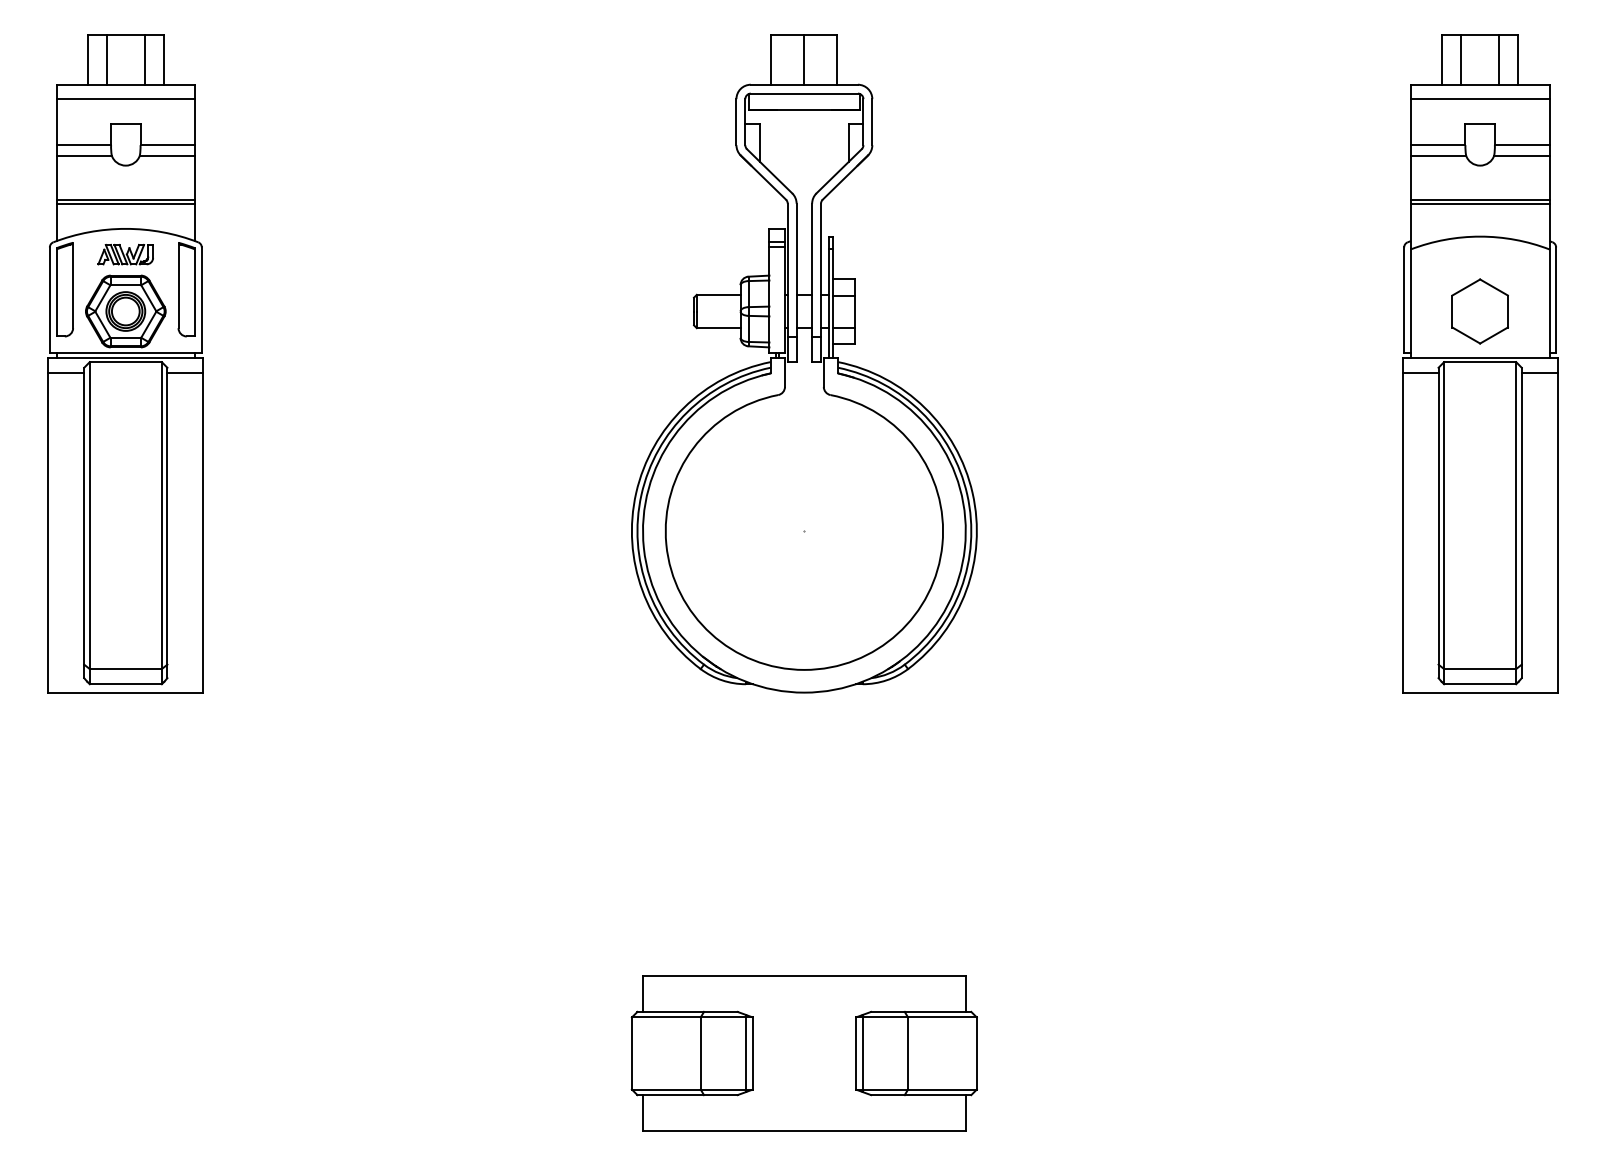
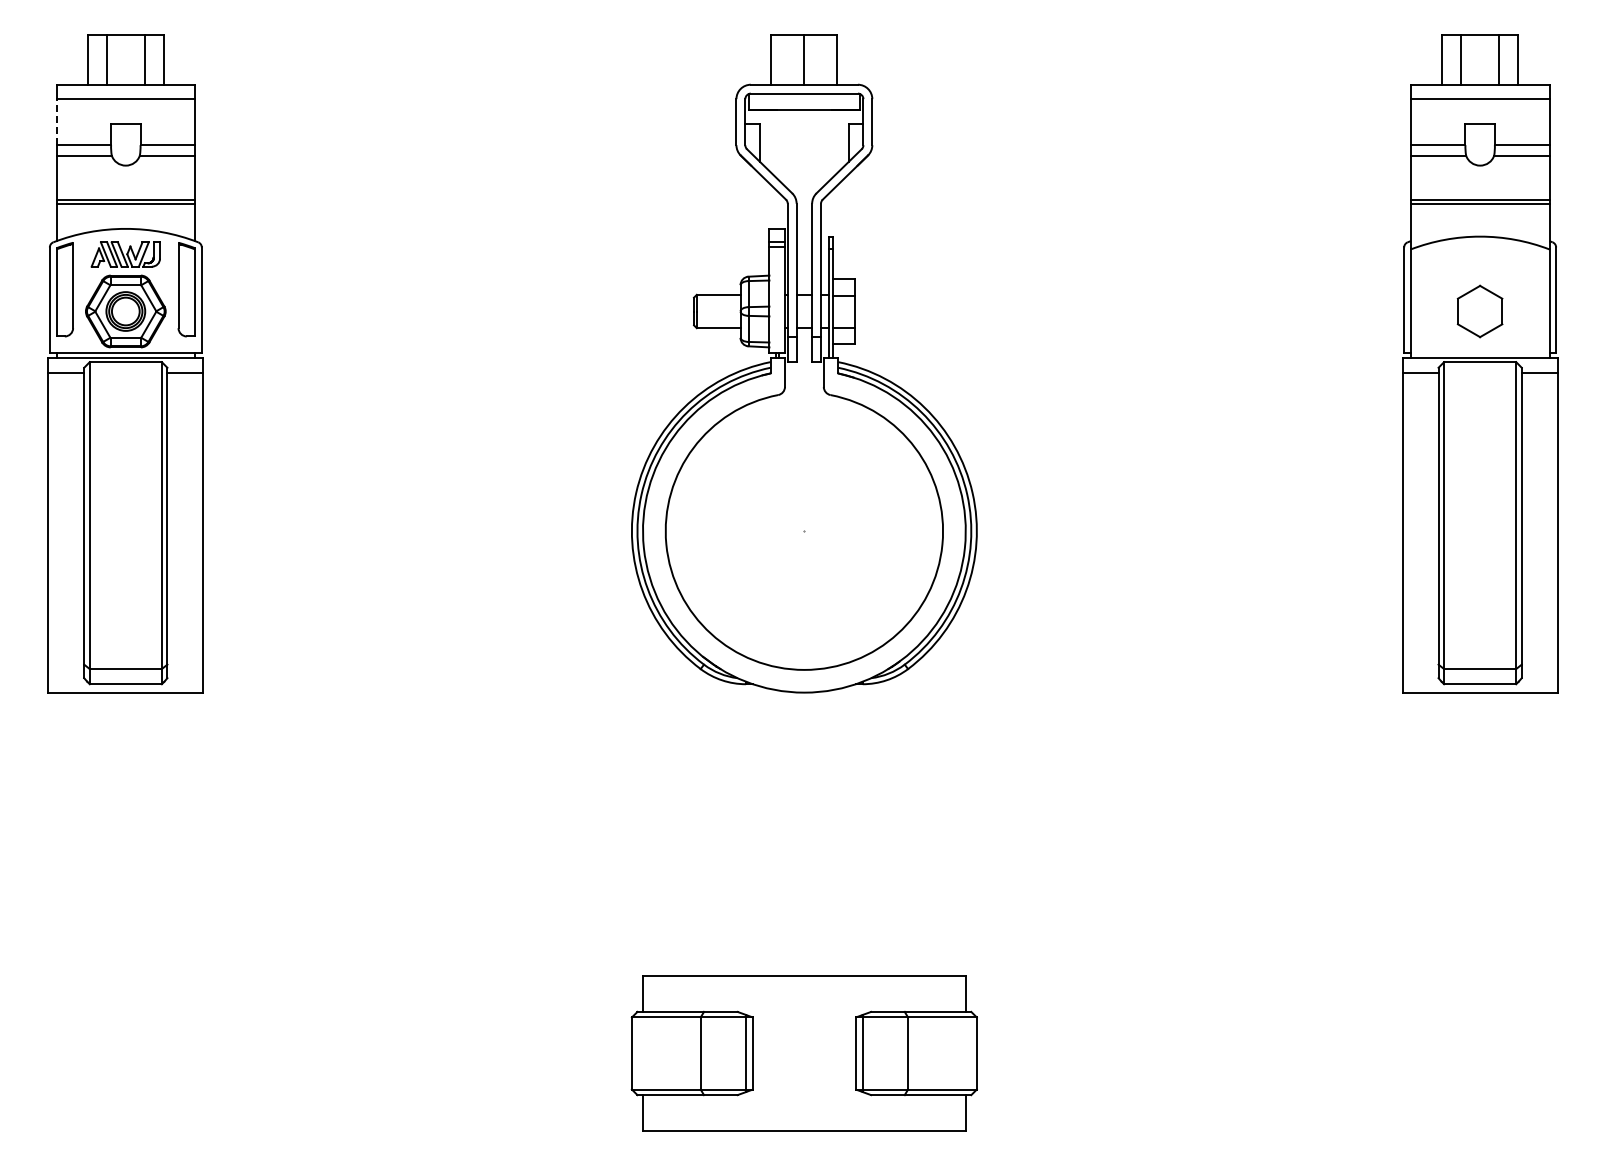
line: solid -> dashed (56, 121)
part size: 57x22 px -> 71x27 px (125, 254)
part size: 58x67 px -> 48x55 px (1479, 311)
